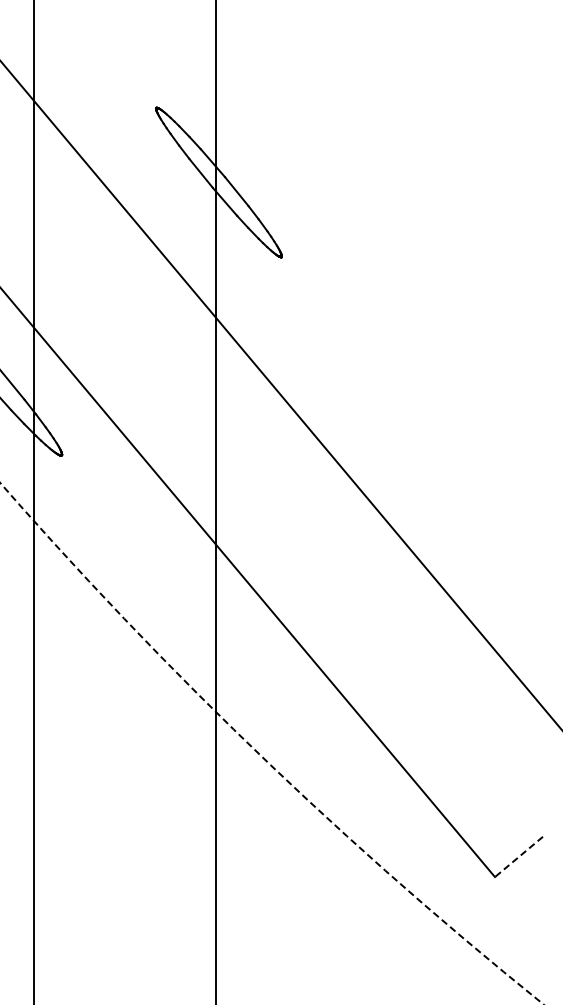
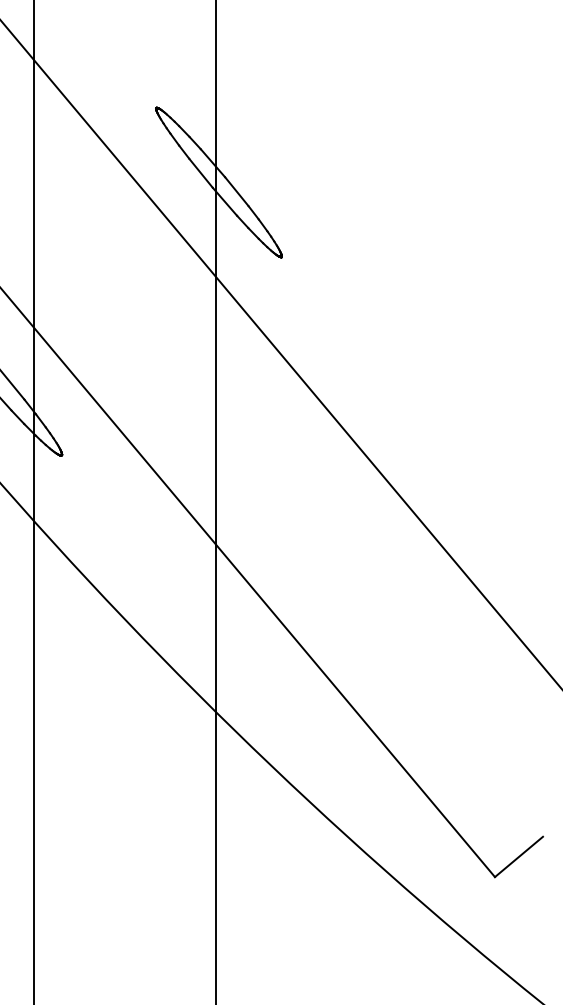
line position: (280, 395) -> (280, 354) (280, 354)
circle: dashed -> solid (272, 743)
line: dashed -> solid (518, 857)
